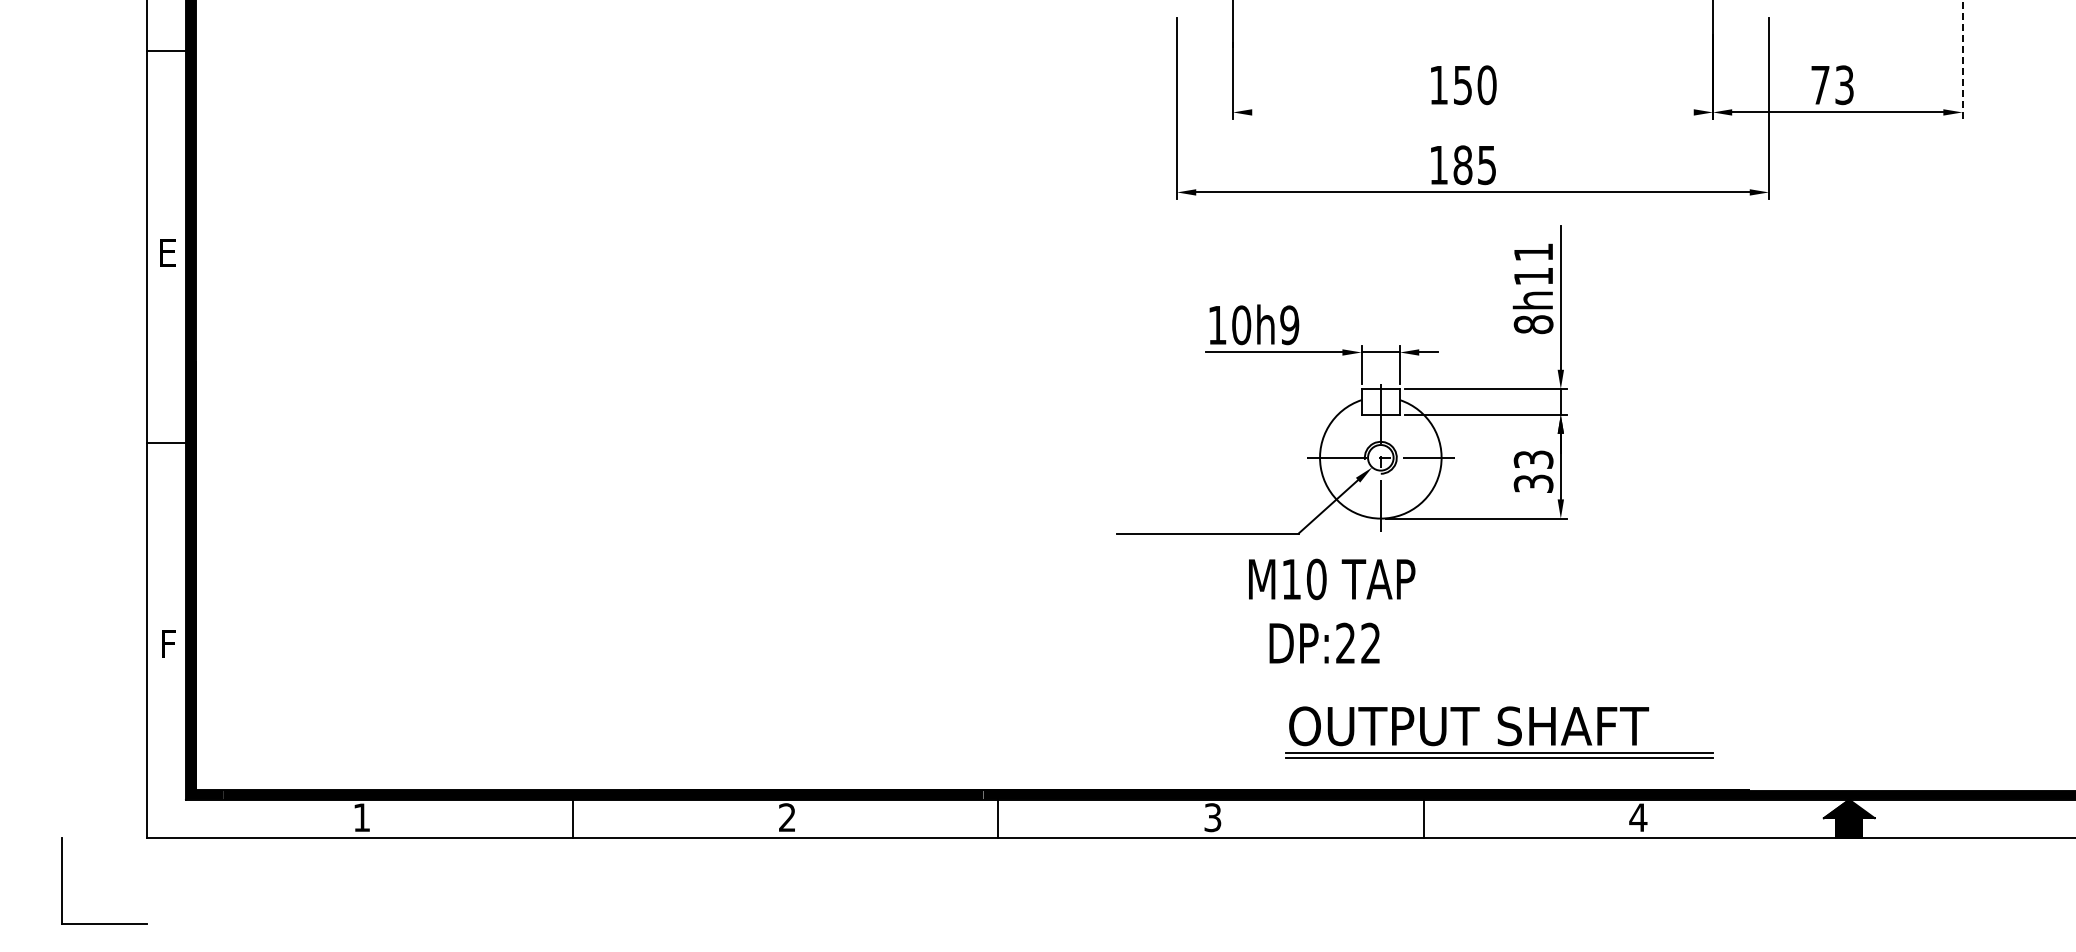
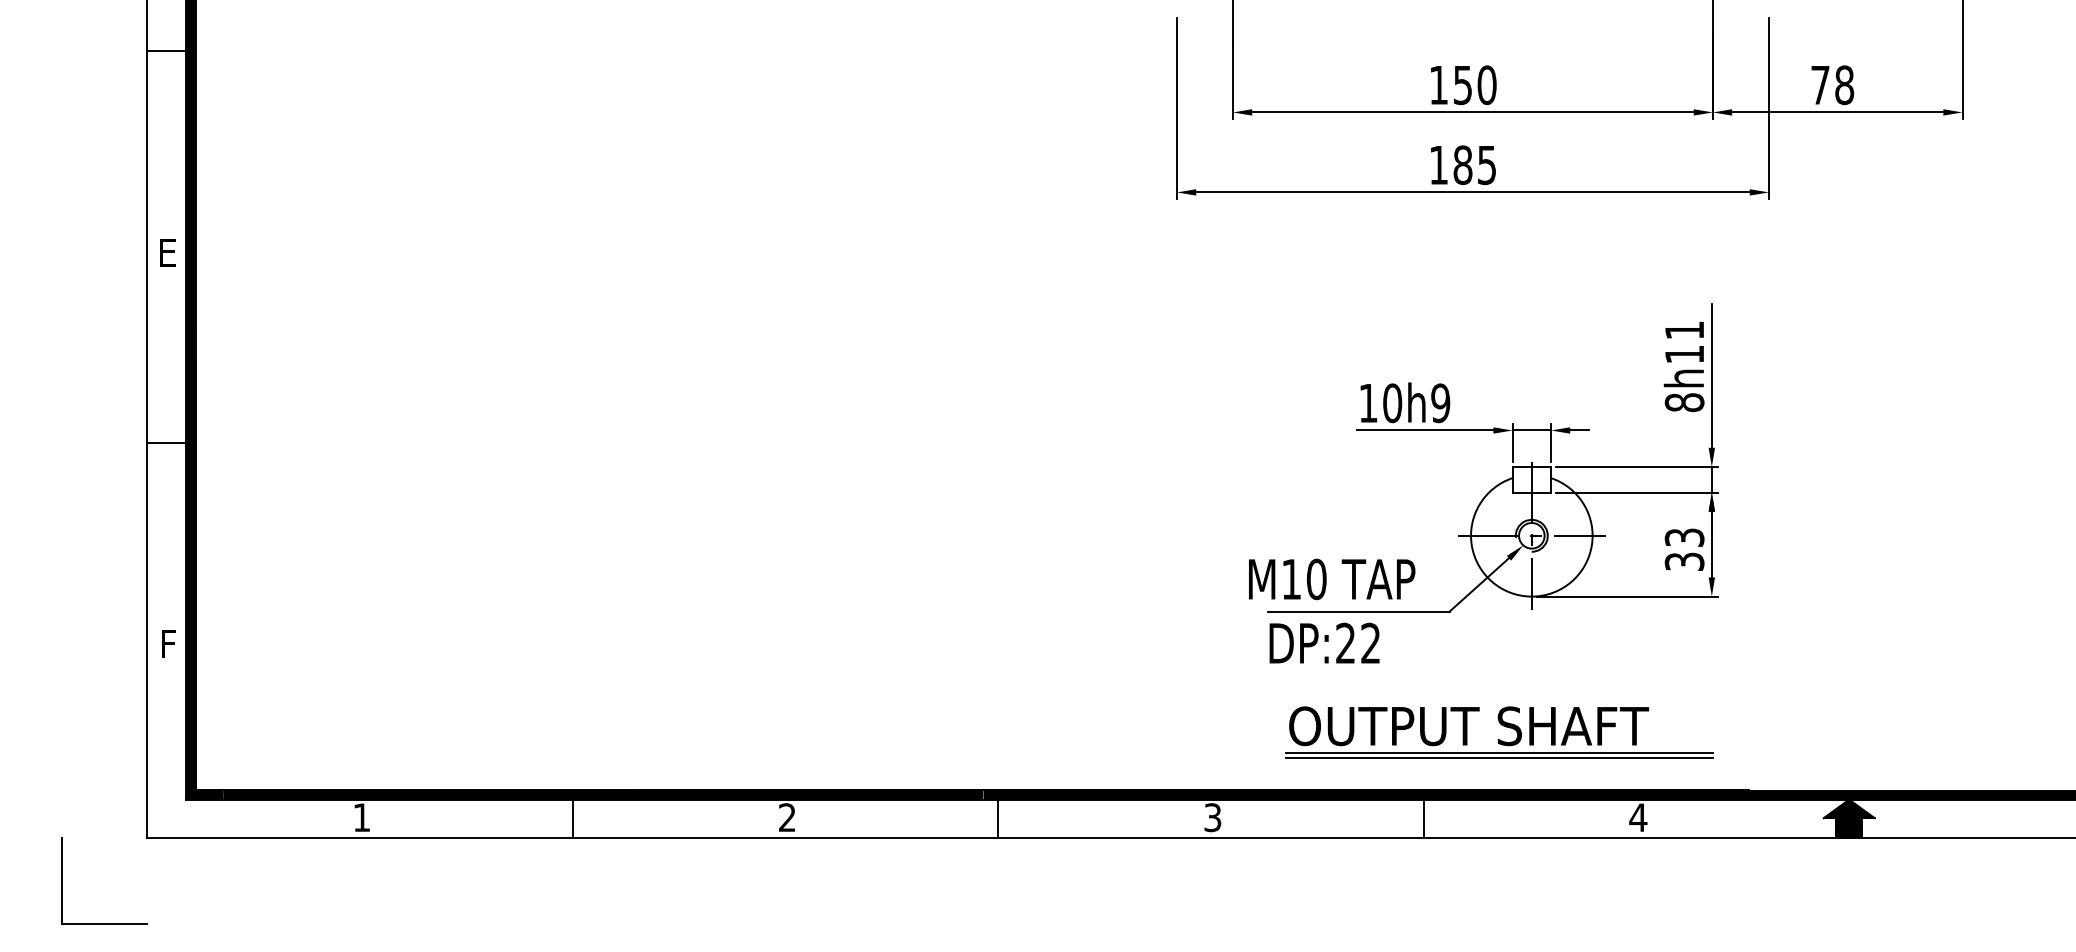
line: dashed -> solid (1962, 59)
text: 73 -> 78 (1844, 85)
line: none -> present (1472, 112)
part position: (1361, 379) -> (1512, 457) (1512, 457)
